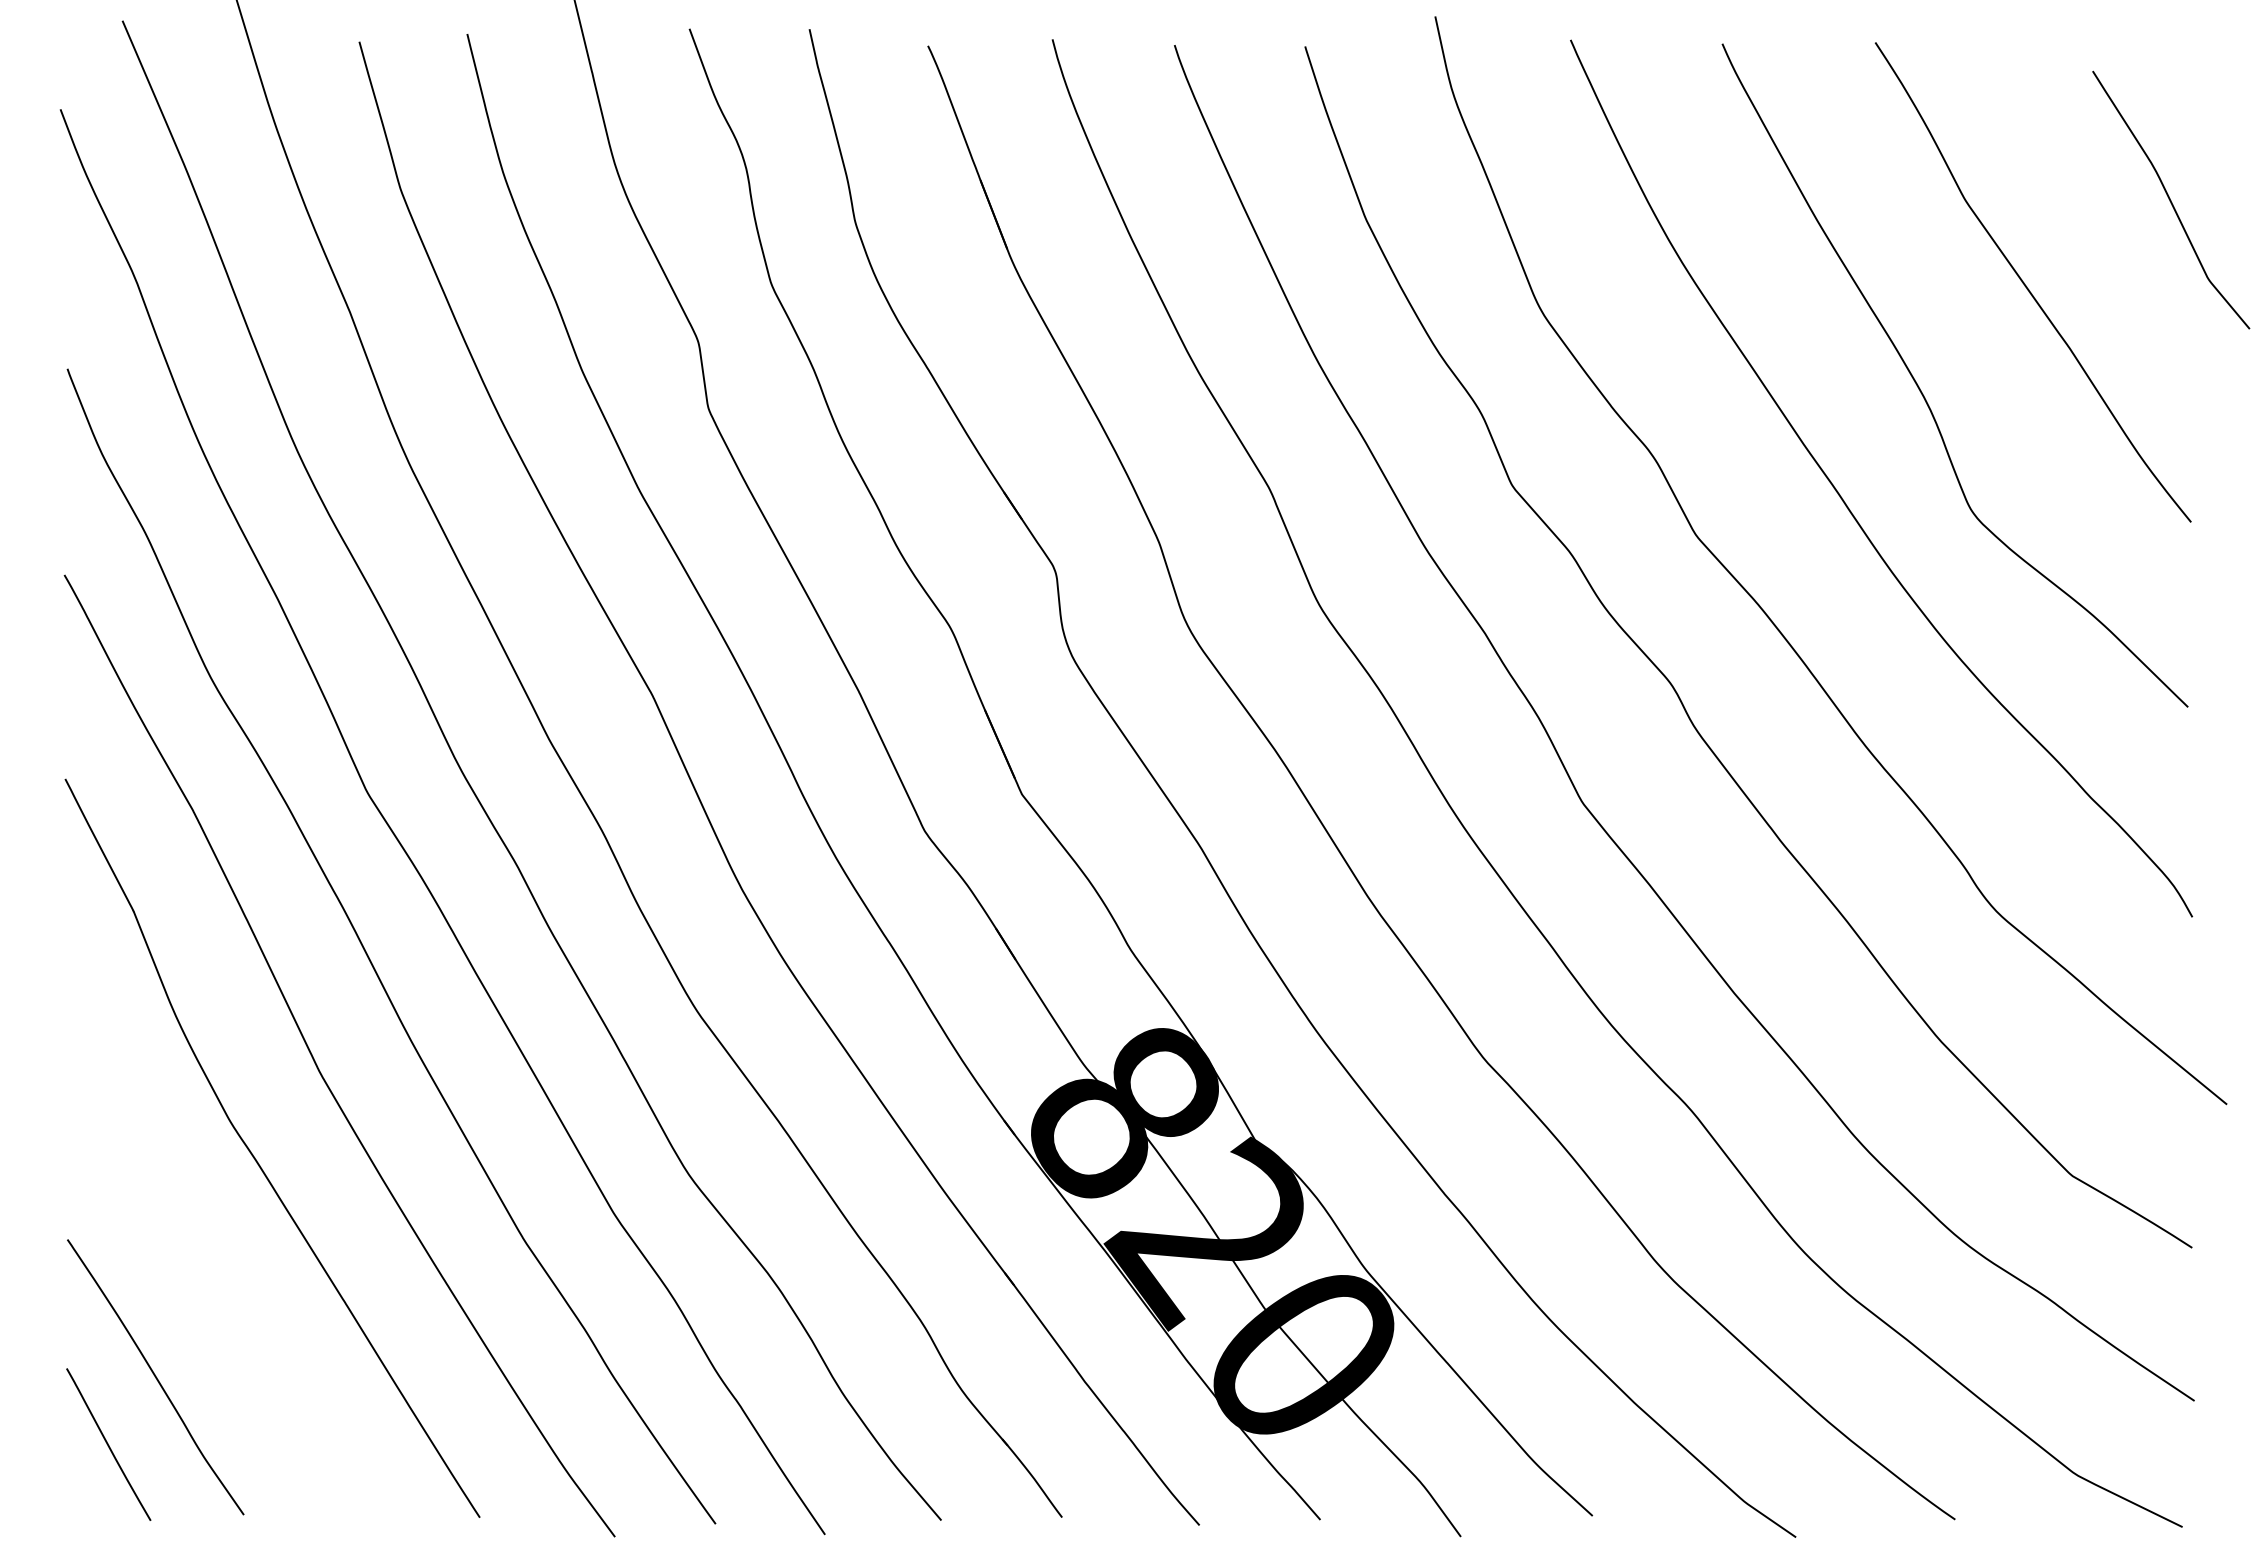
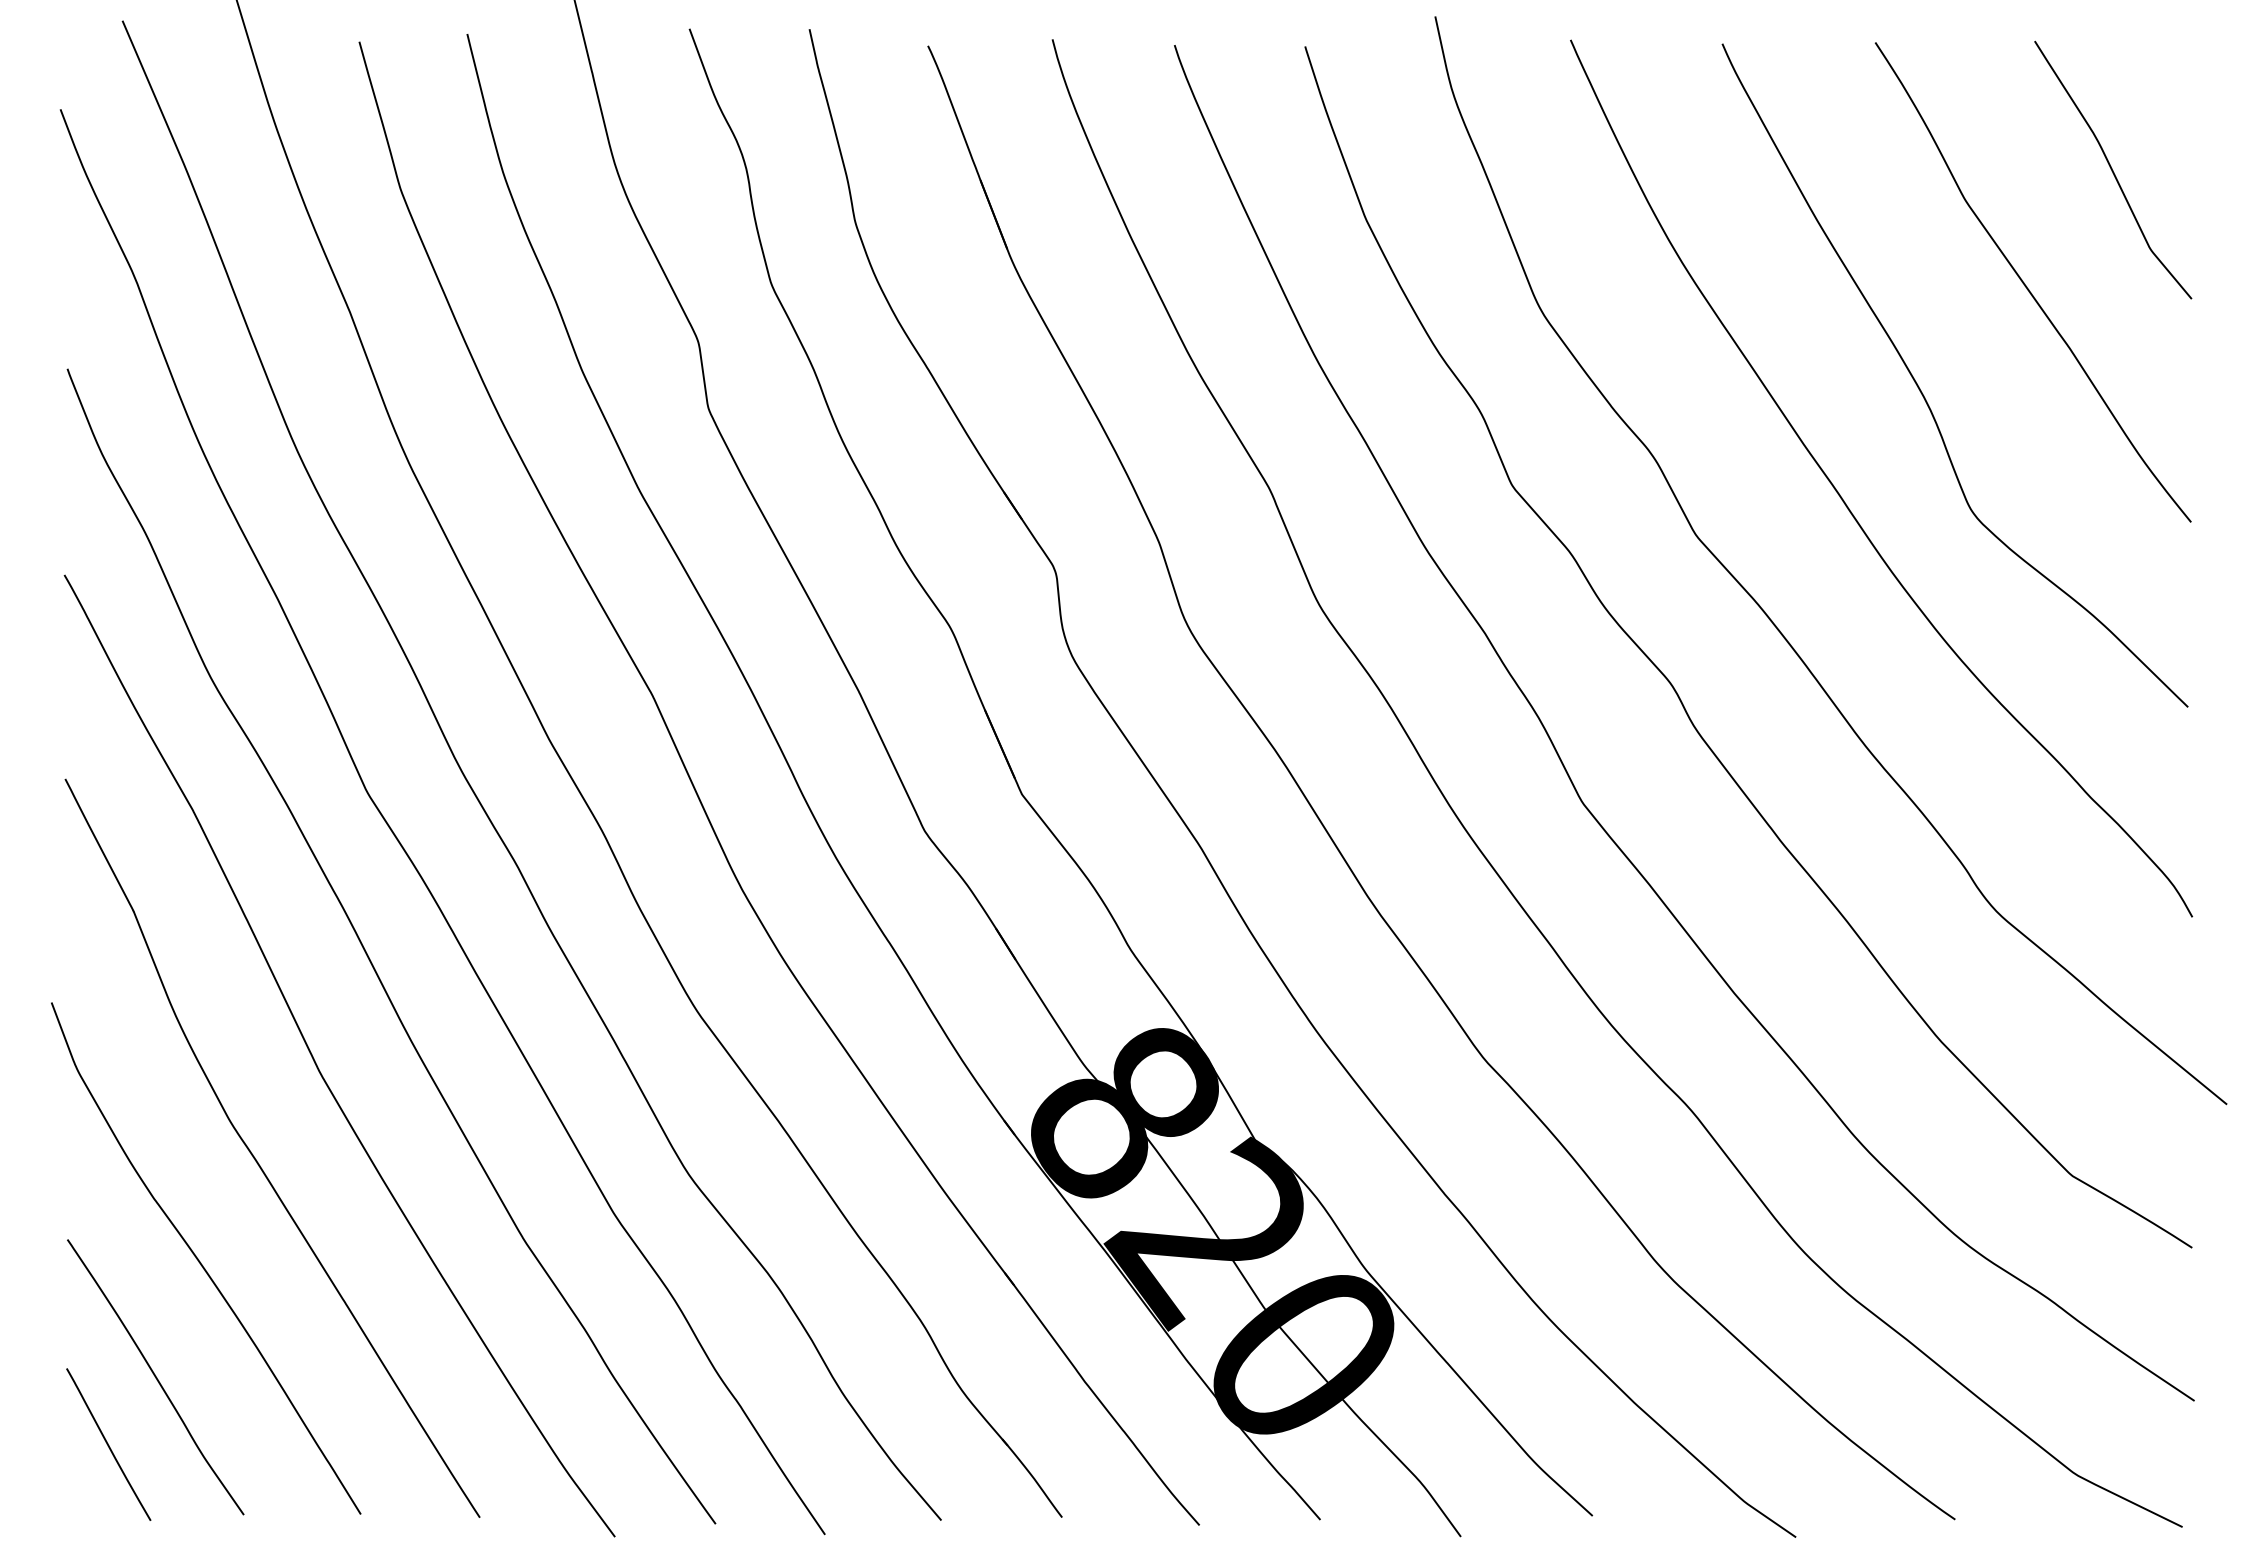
curve position: (2170, 199) -> (2112, 169) (2112, 169)
curve: none -> present (200, 1261)
